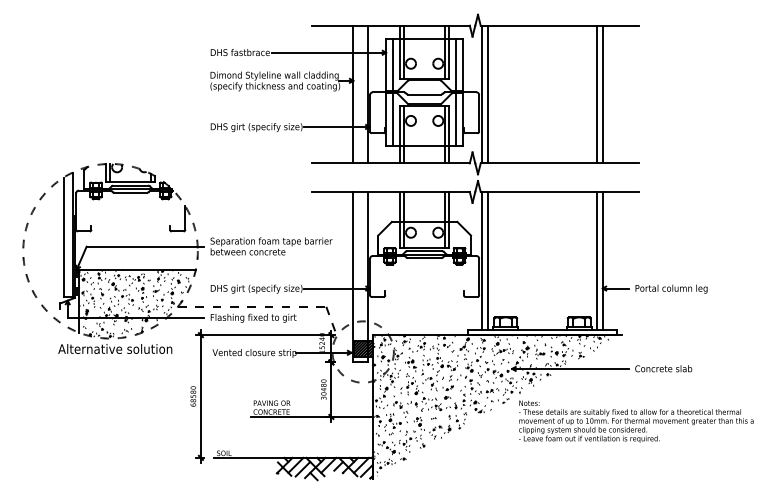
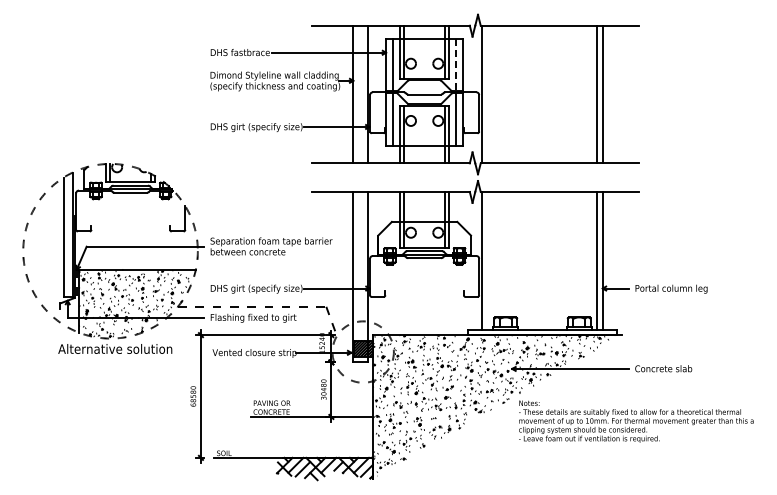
line: solid -> dashed (456, 65)
line: present -> none (487, 94)
line: present -> none (487, 260)
